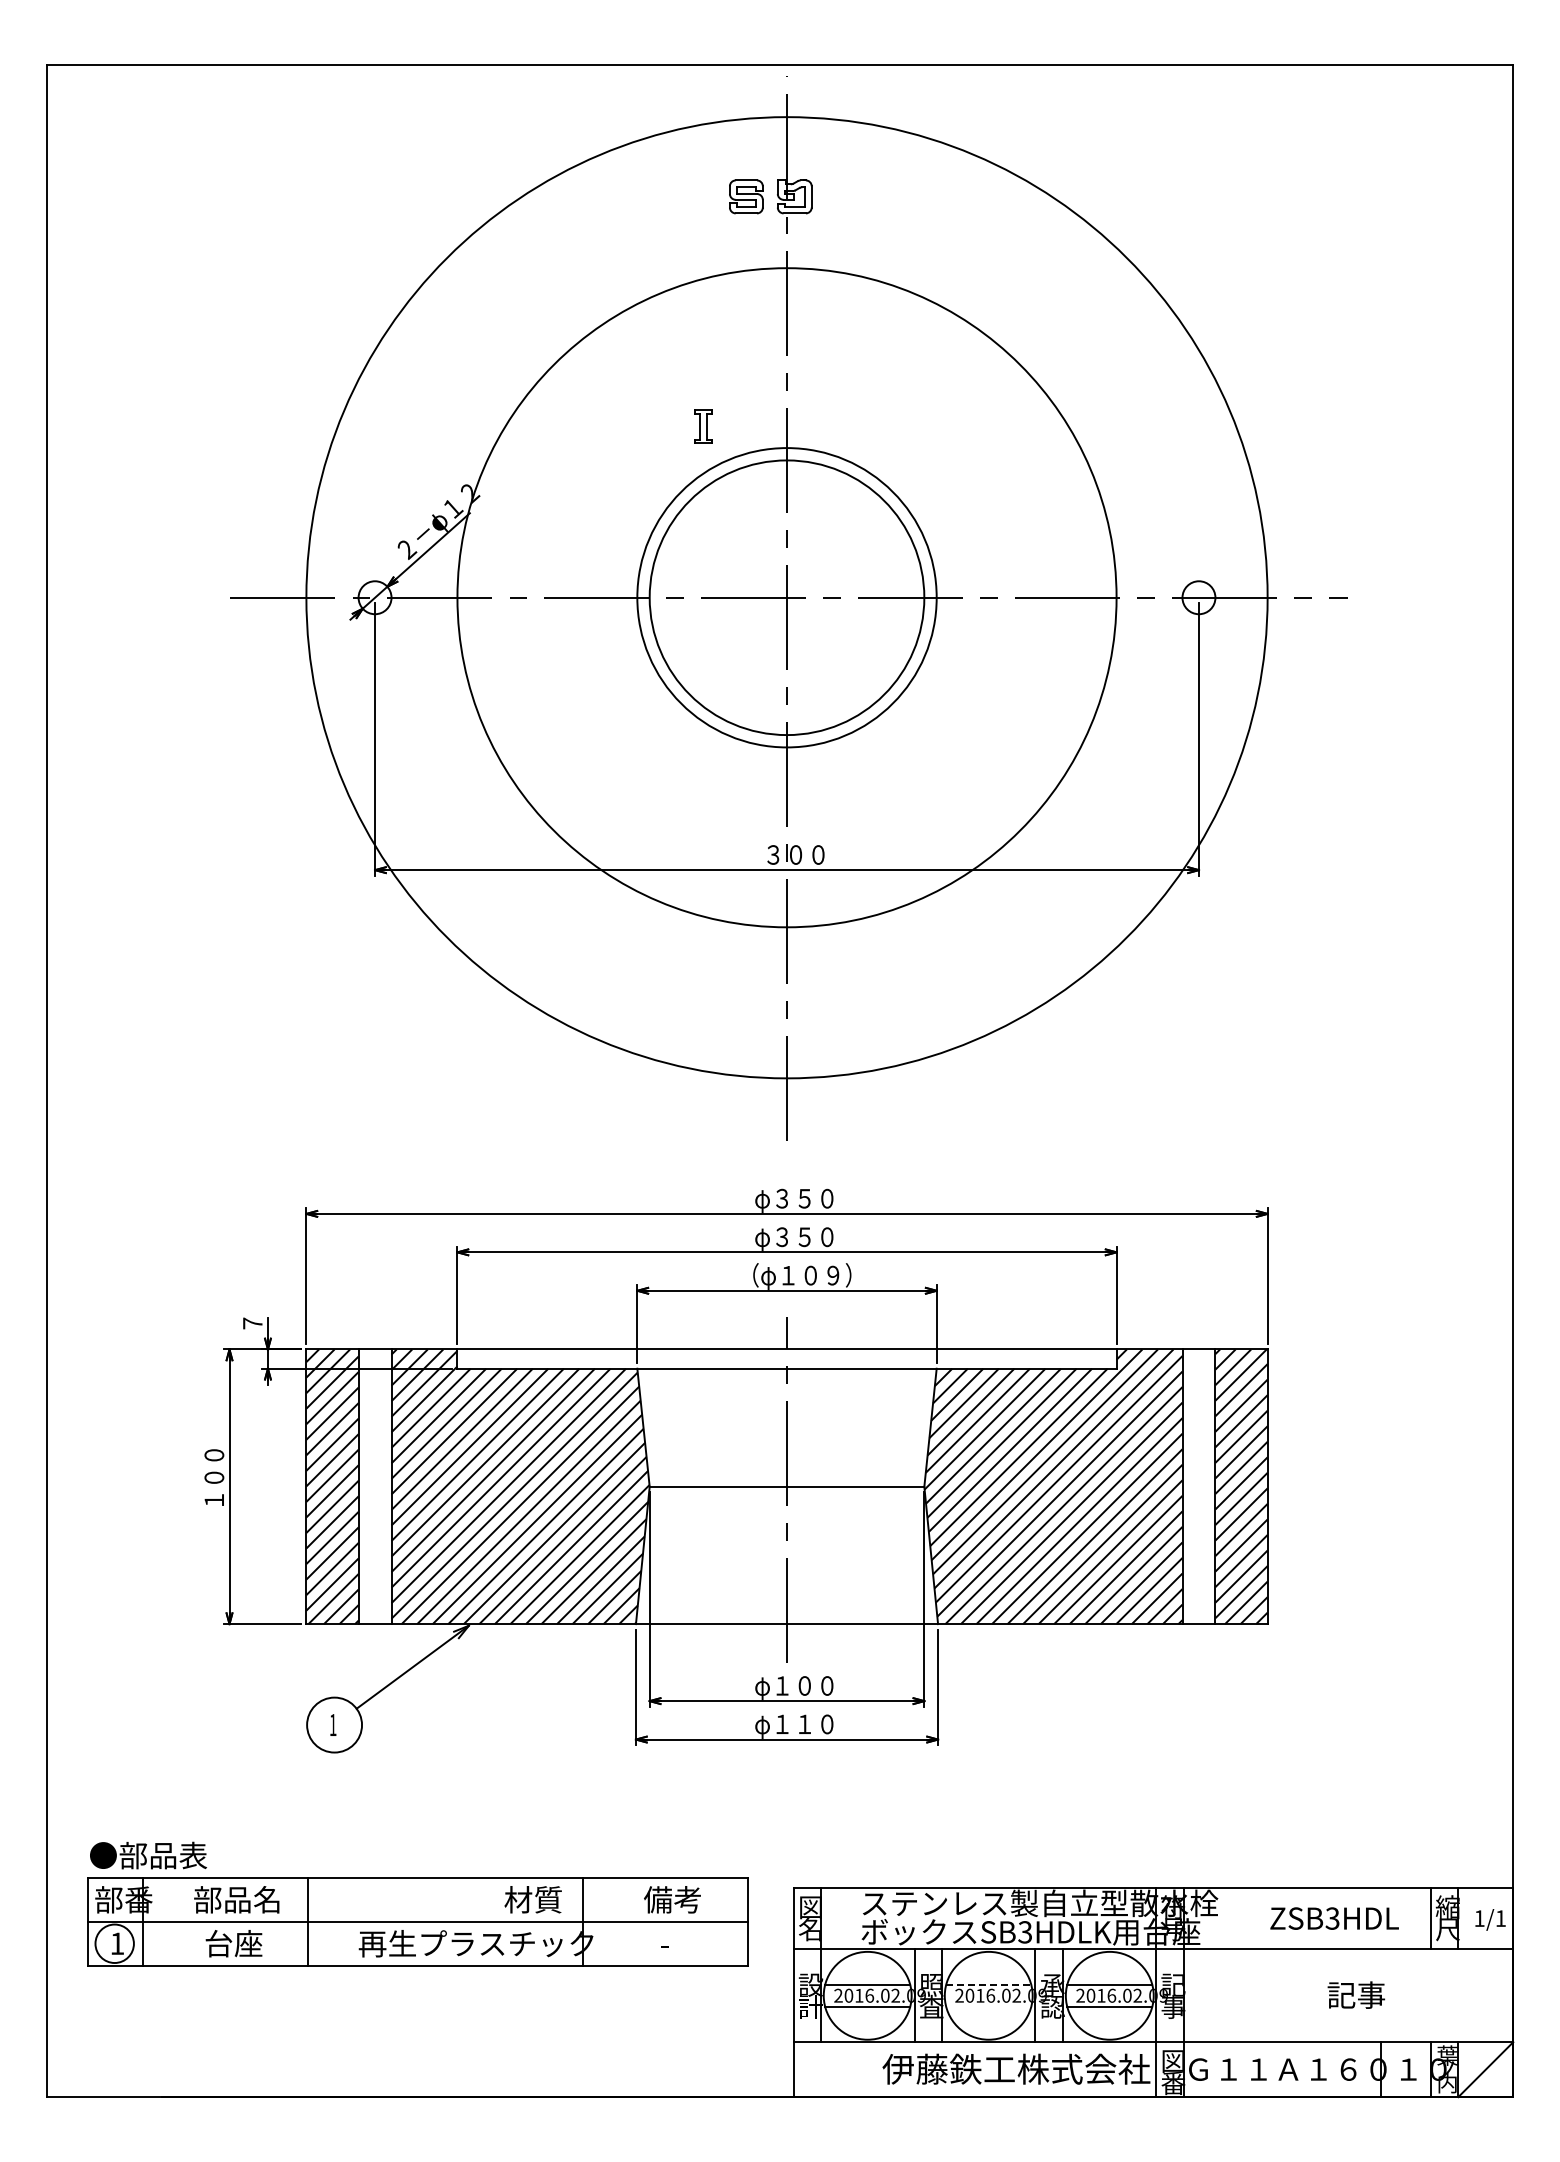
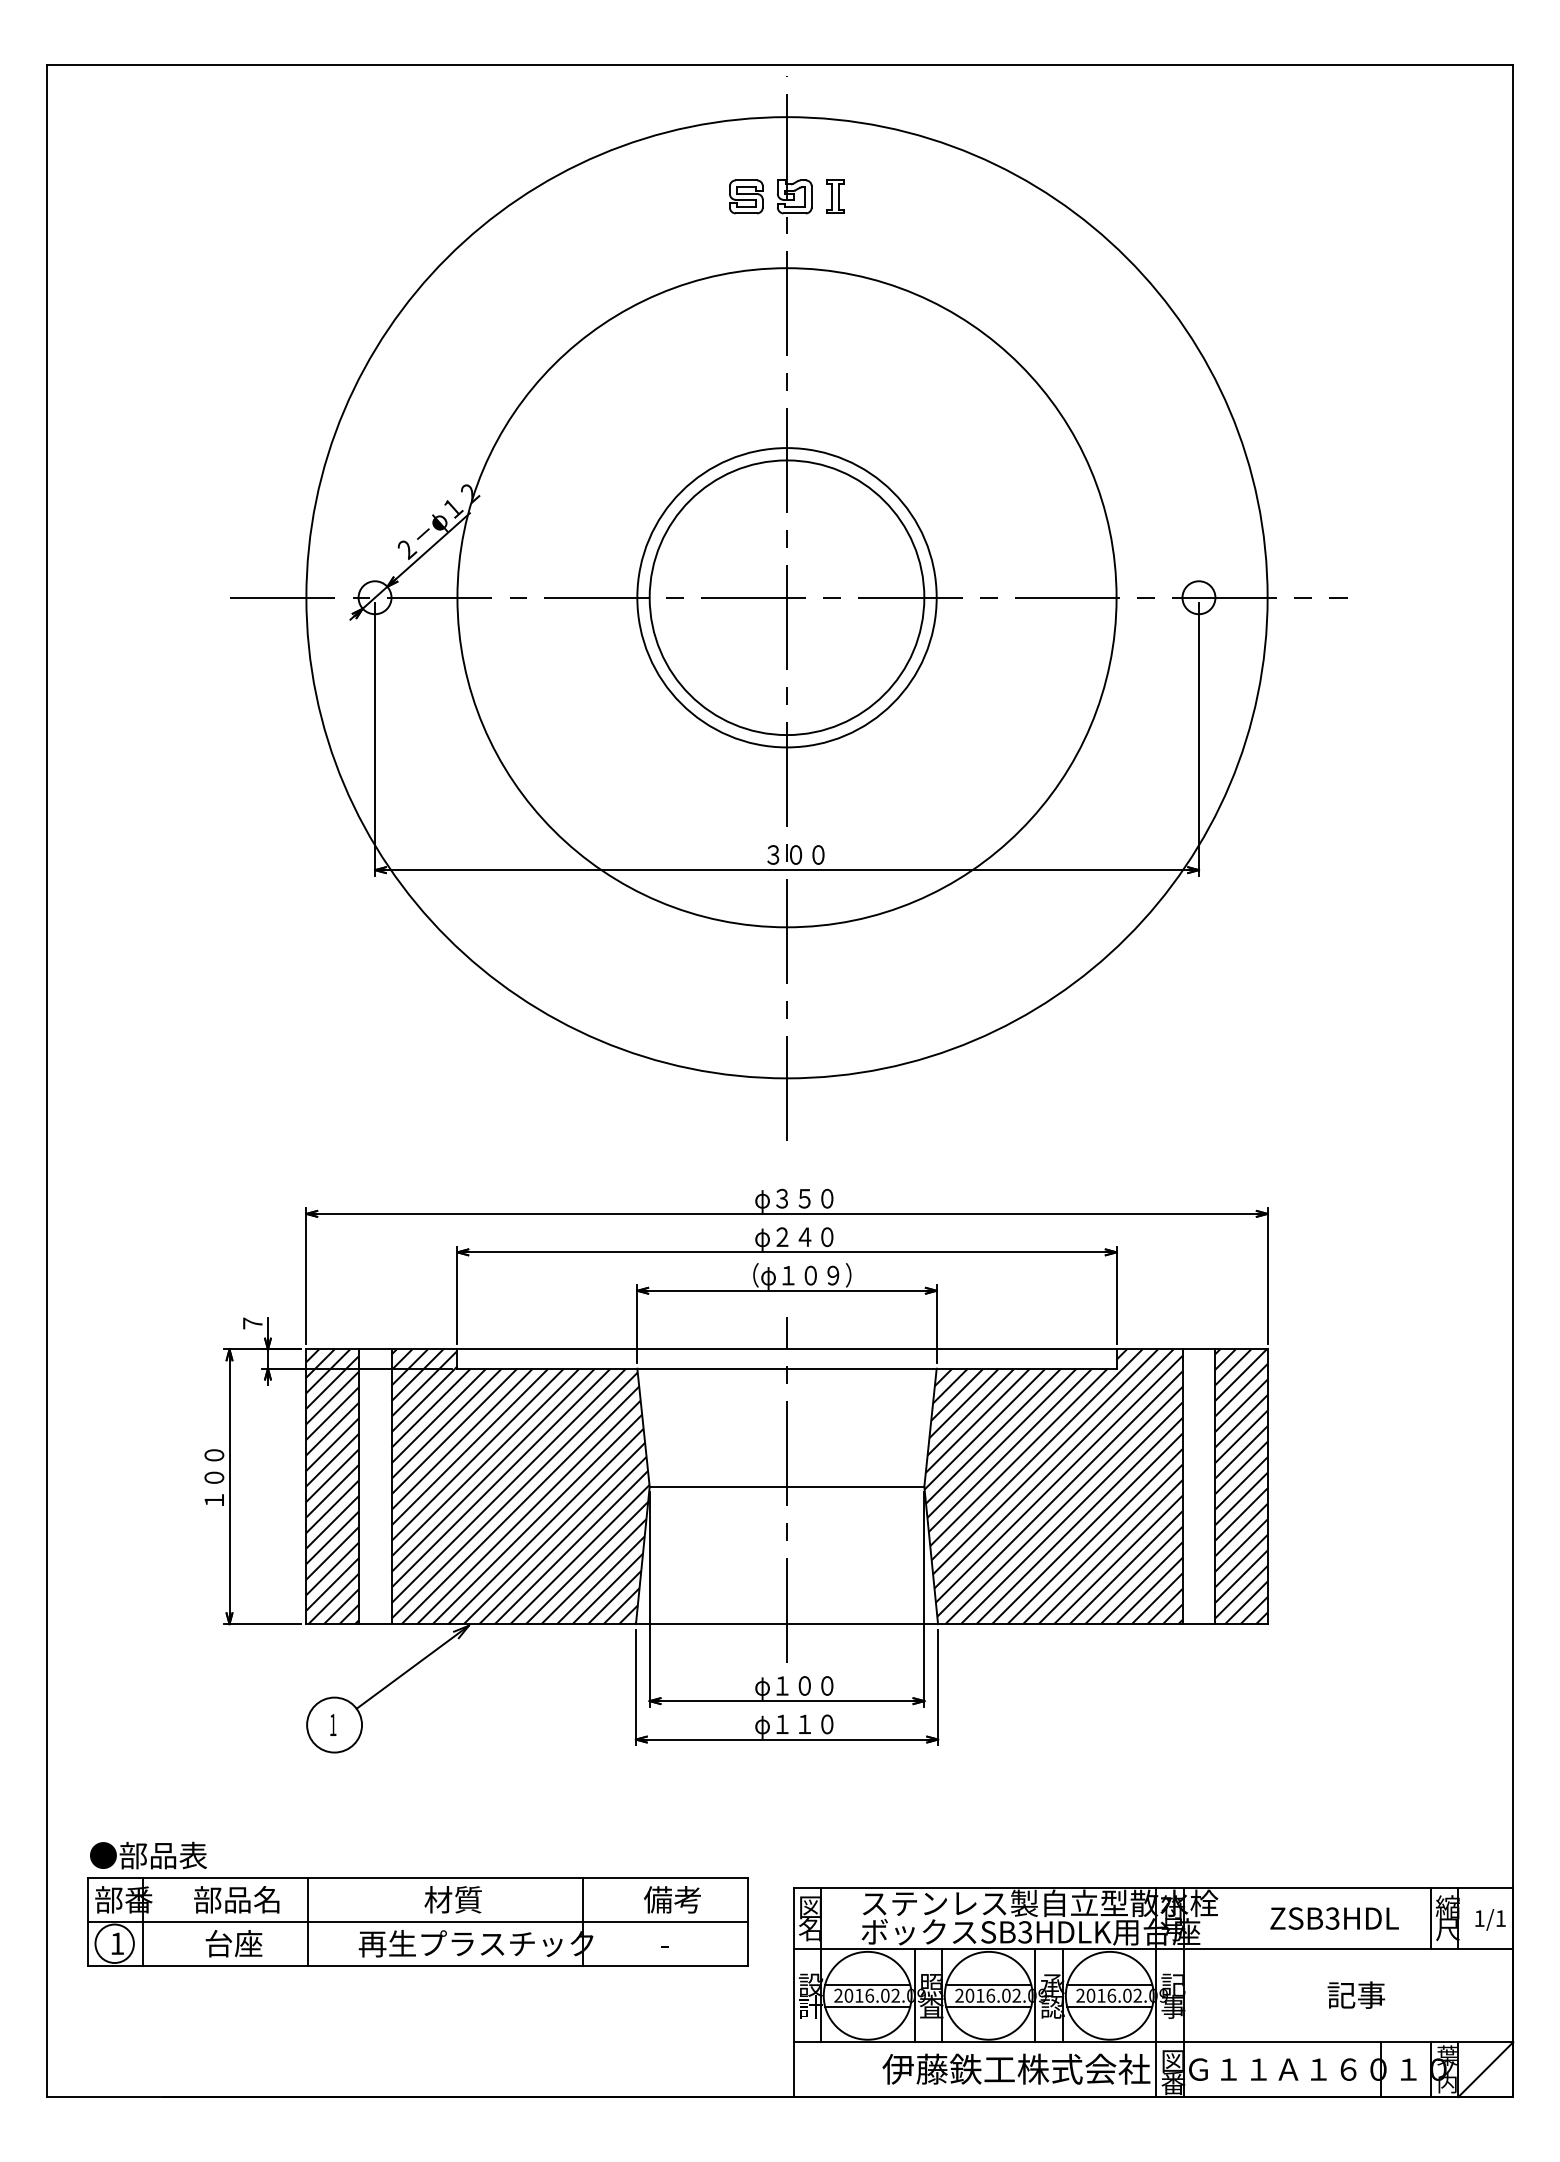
part position: (703, 426) -> (835, 196) (835, 196)
text: φ３５０ -> φ２４０ (793, 1237)
text position: (532, 1899) -> (452, 1899) (452, 1899)
line: dashed -> solid (988, 1984)
line: none -> present (988, 2006)
